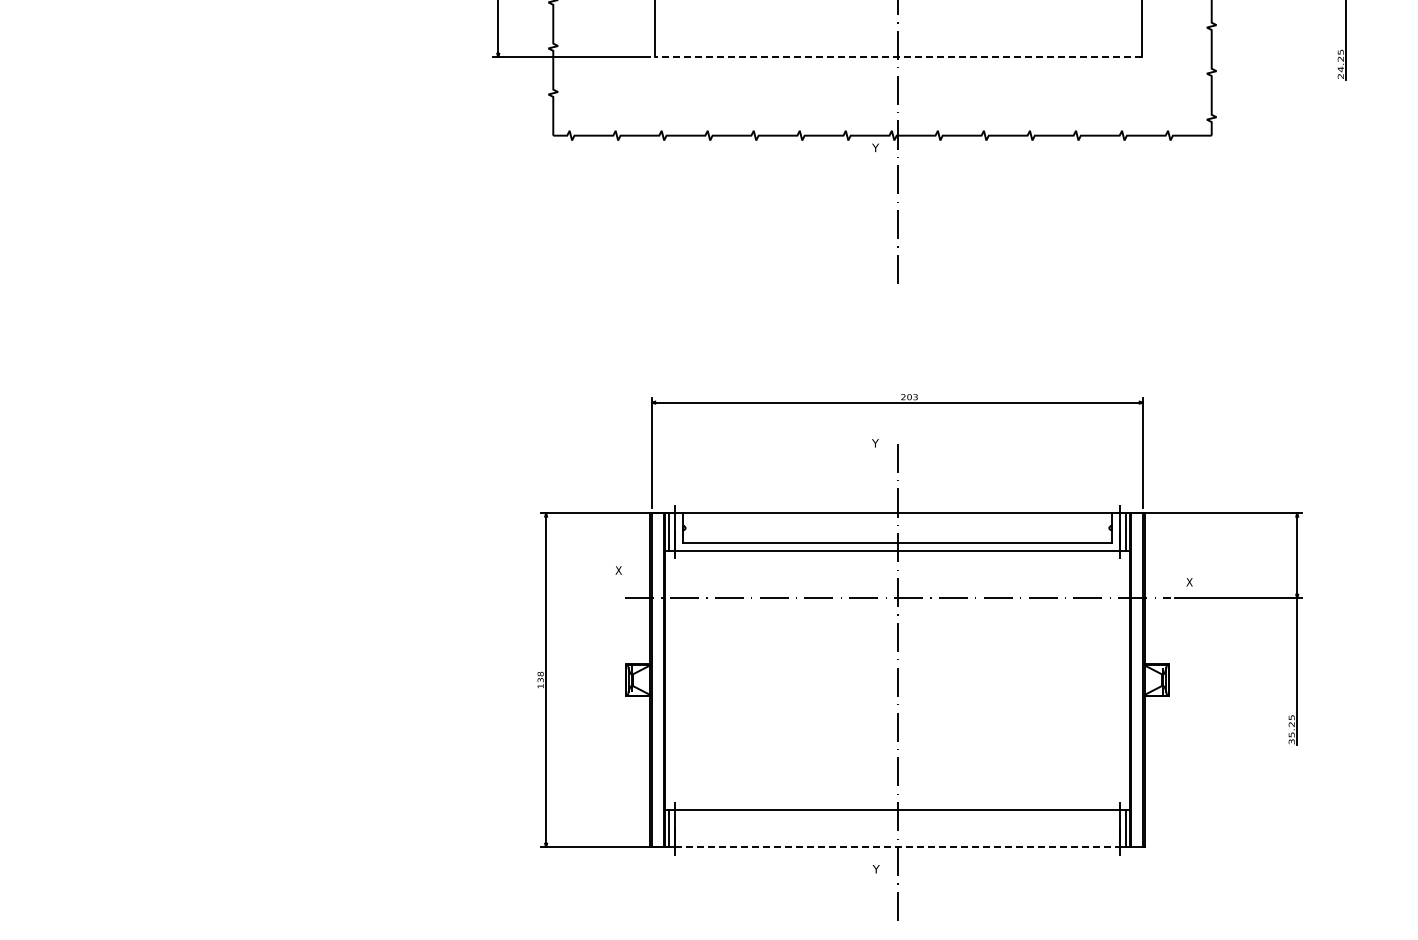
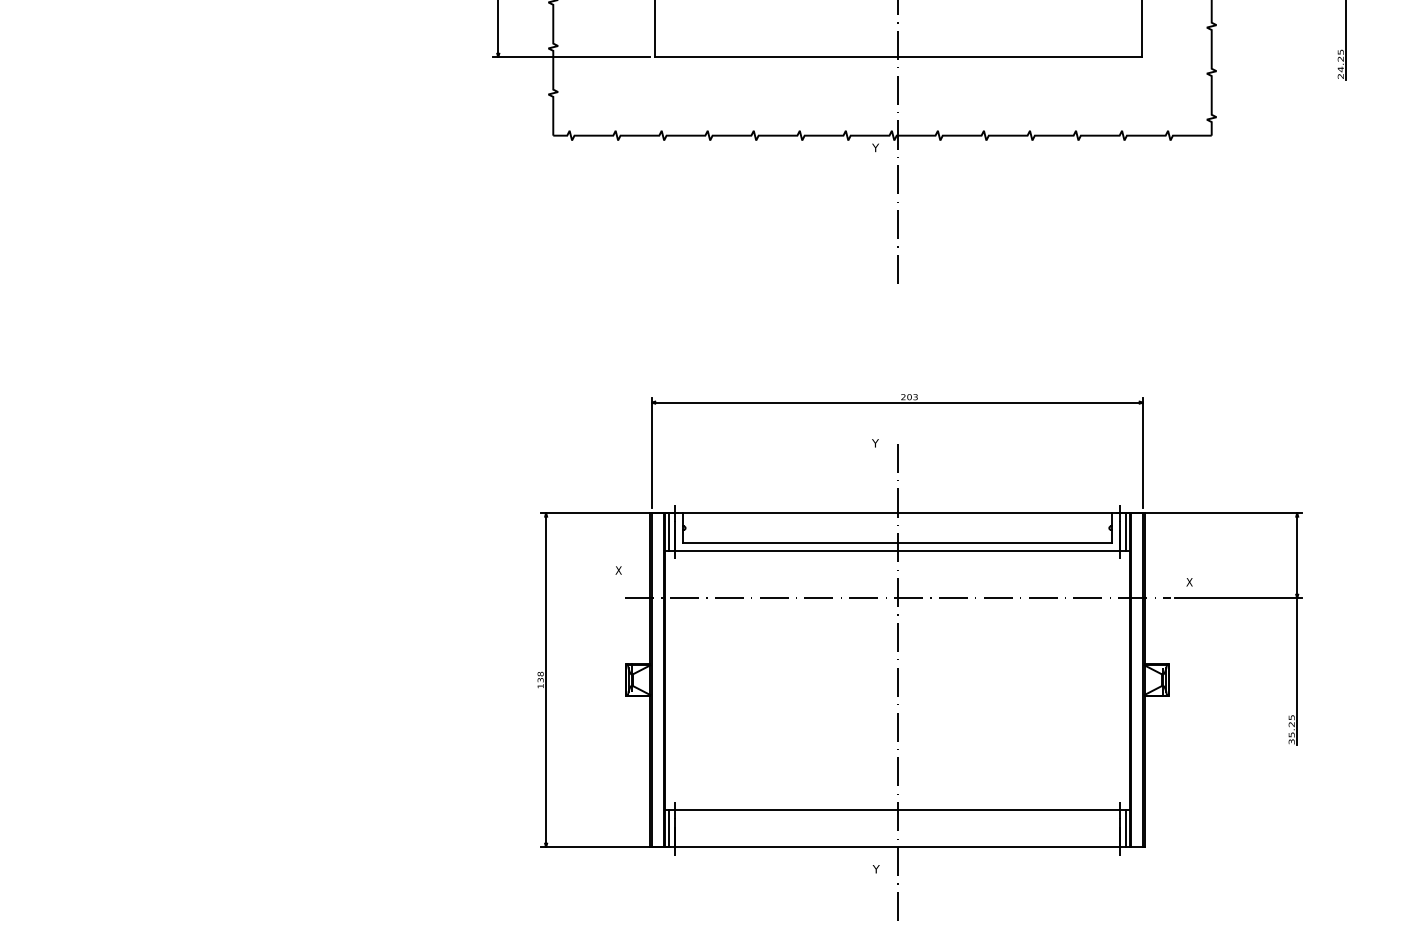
line: dashed -> solid (897, 57)
line: dashed -> solid (897, 847)
